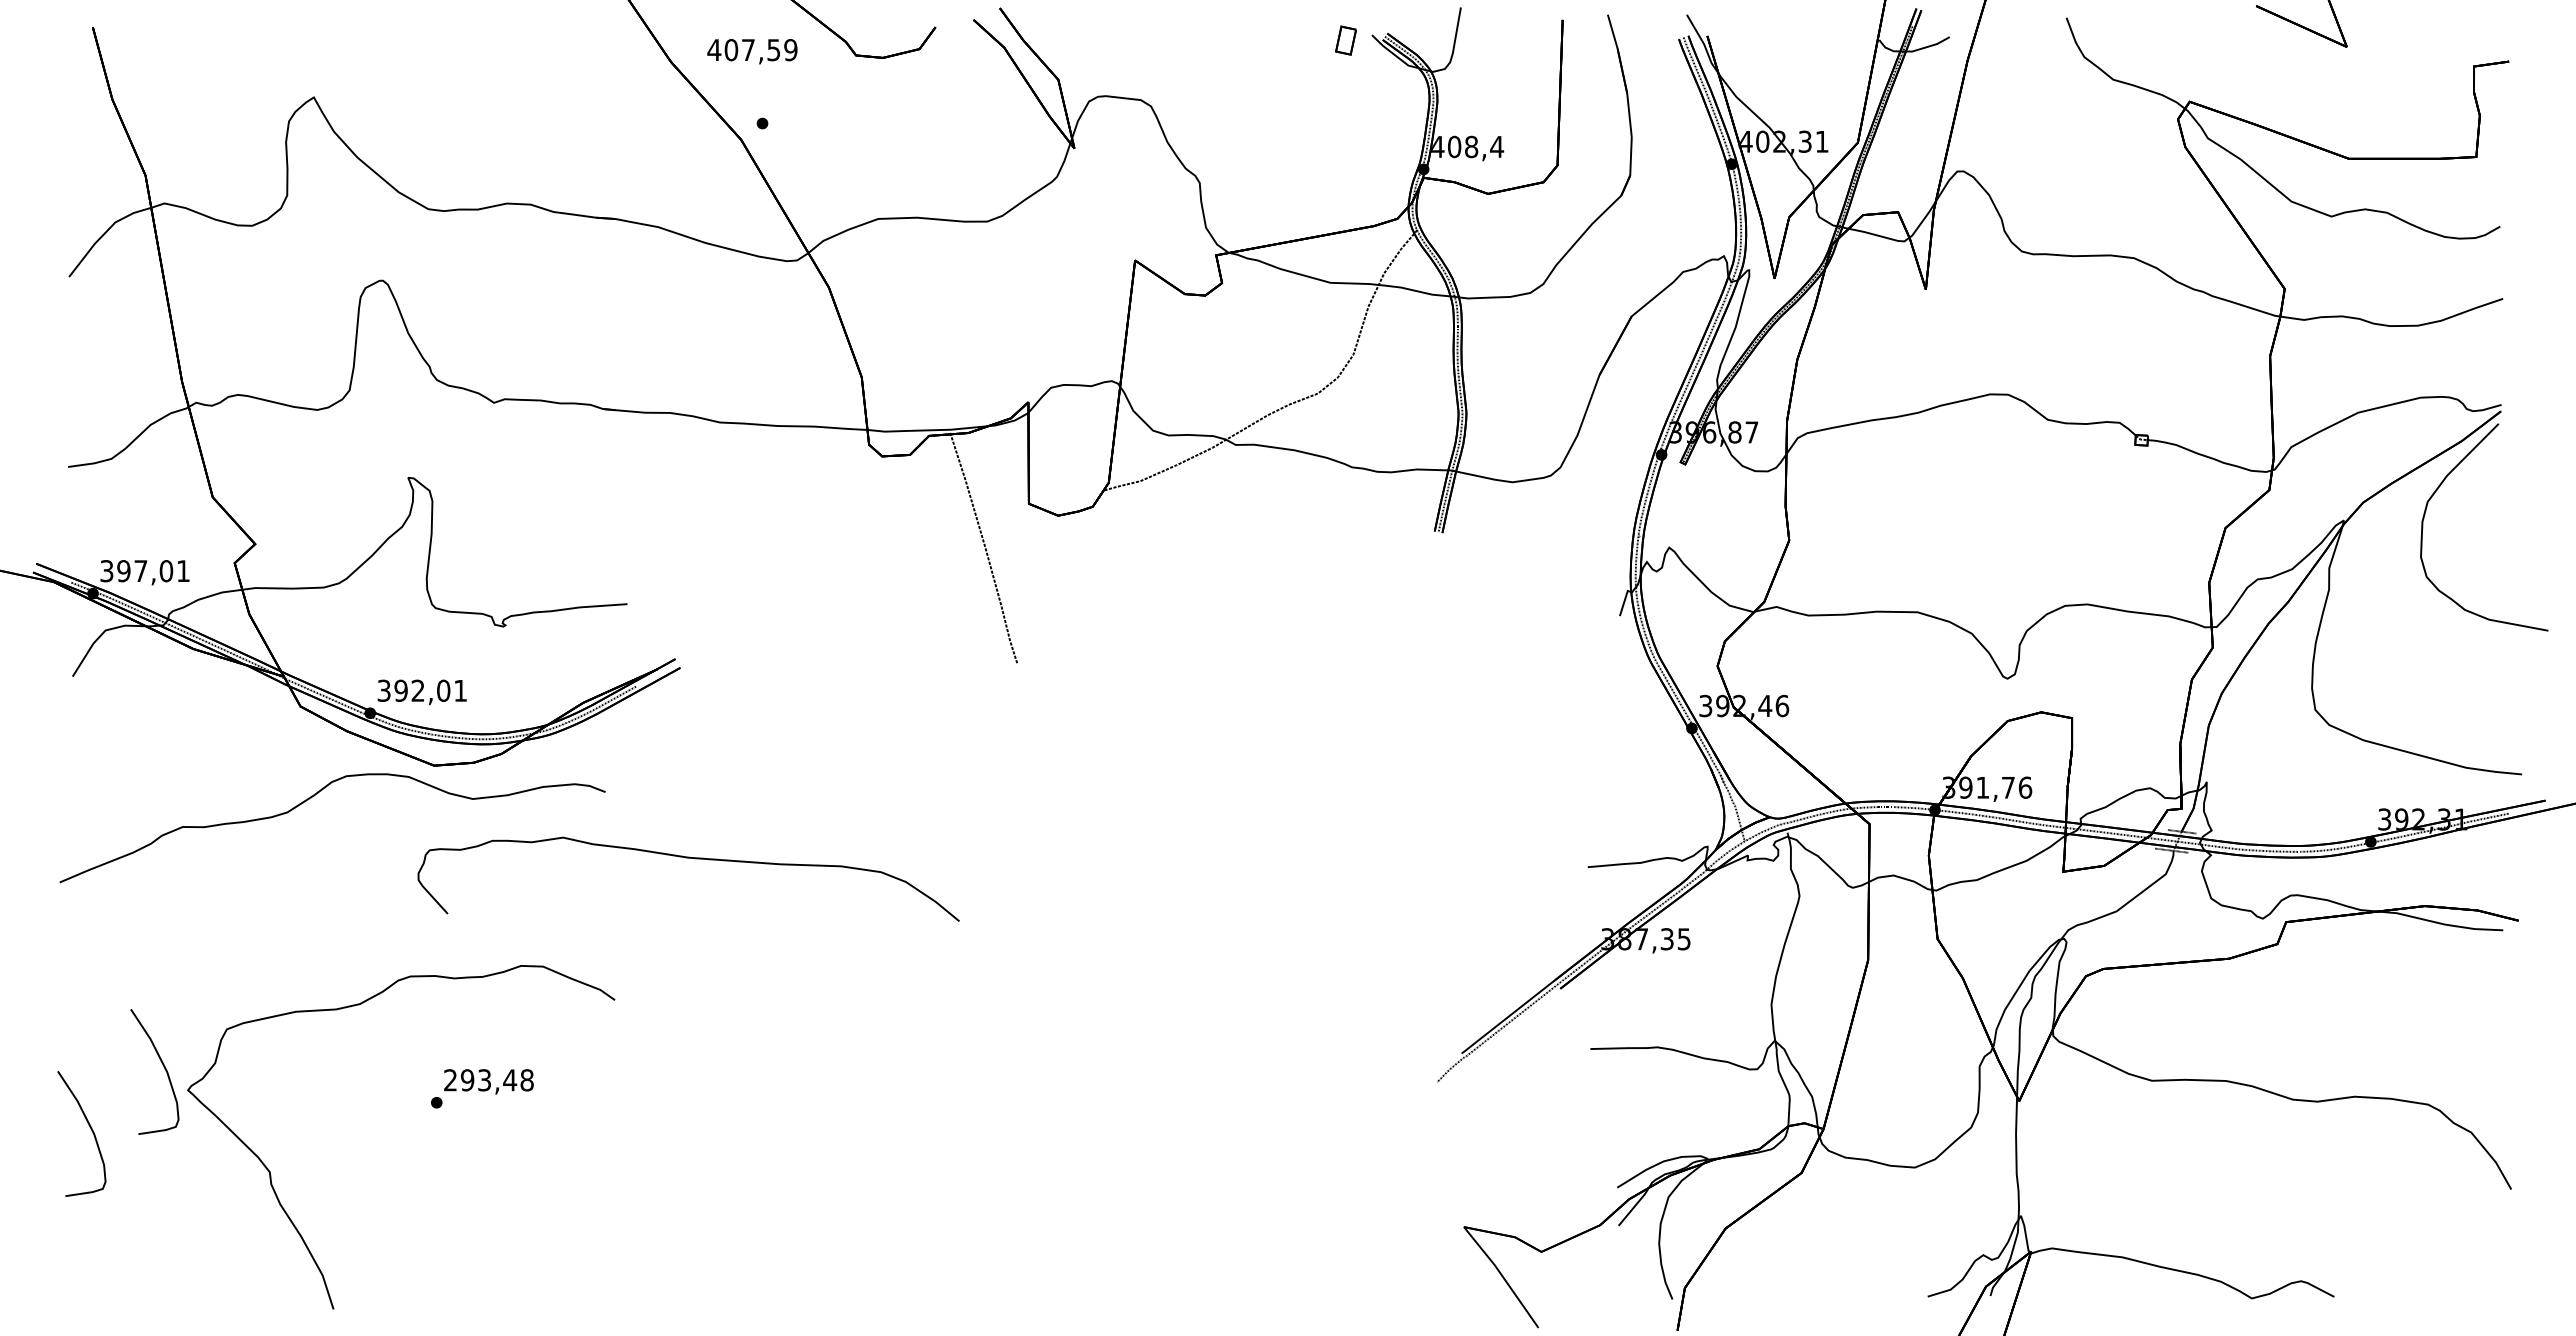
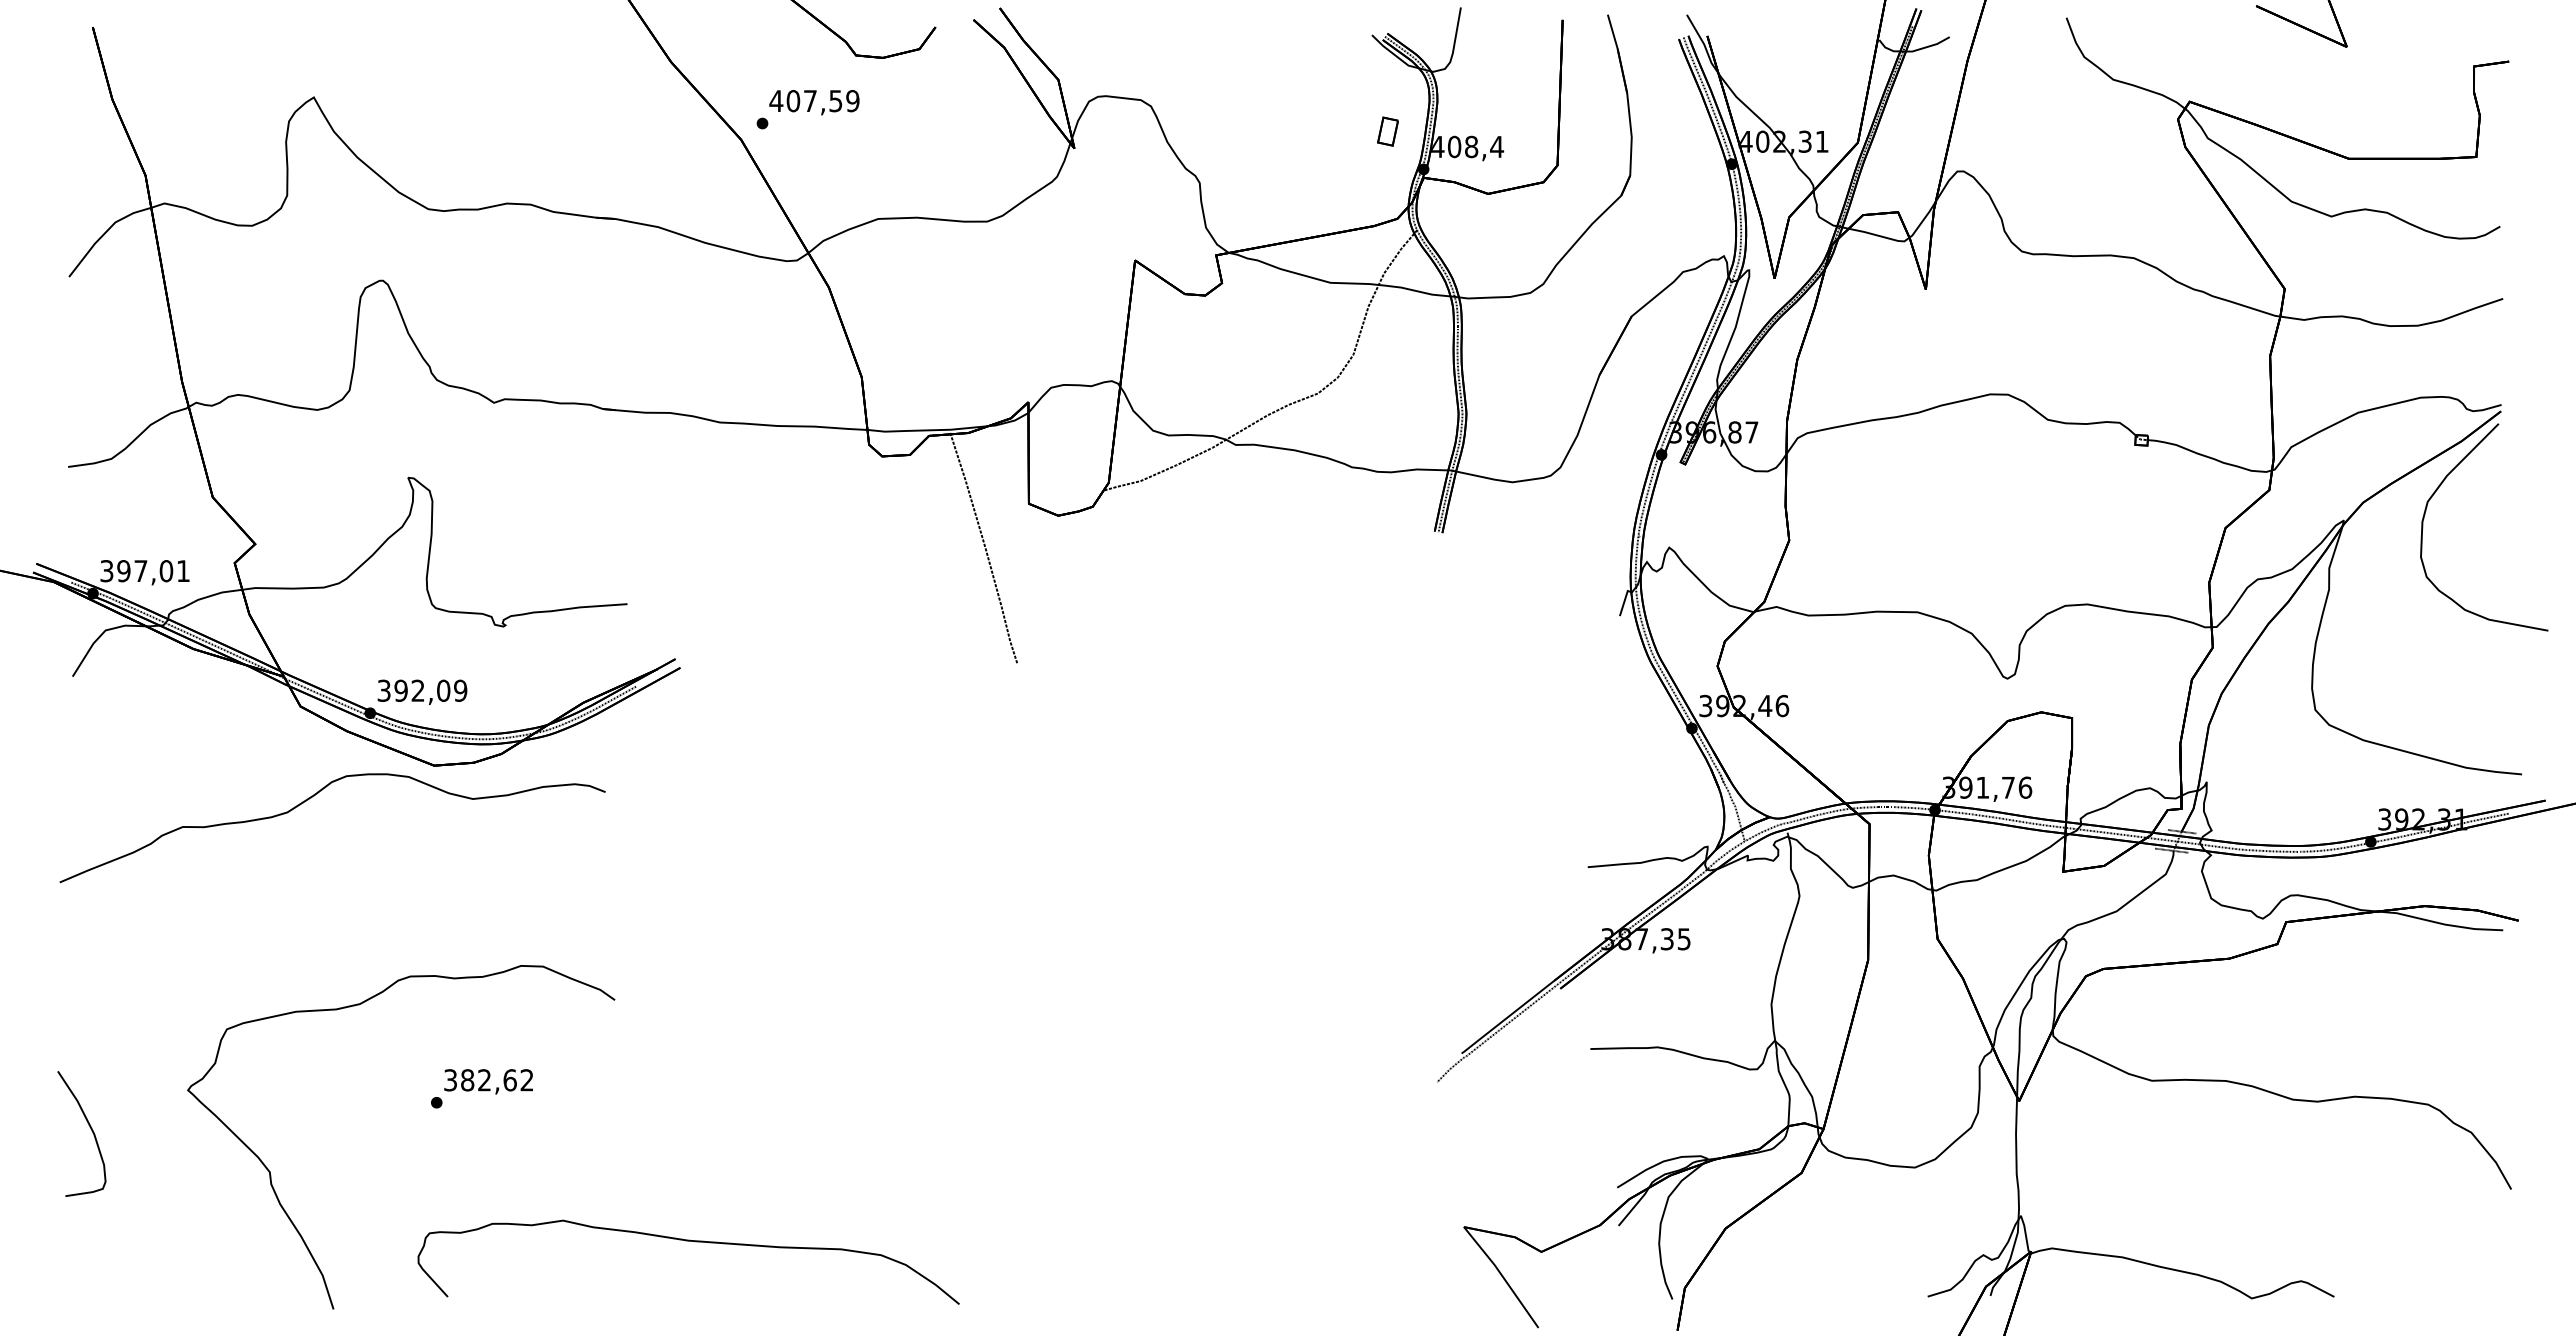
part position: (1345, 40) -> (1387, 131) (1387, 131)
text position: (752, 51) -> (814, 102) (814, 102)
text: 392,01 -> 392,09 (460, 690)
part position: (688, 858) -> (688, 1241) (688, 1241)
curve: present -> none (163, 1067)
text: 293,48 -> 382,62 (488, 1080)
